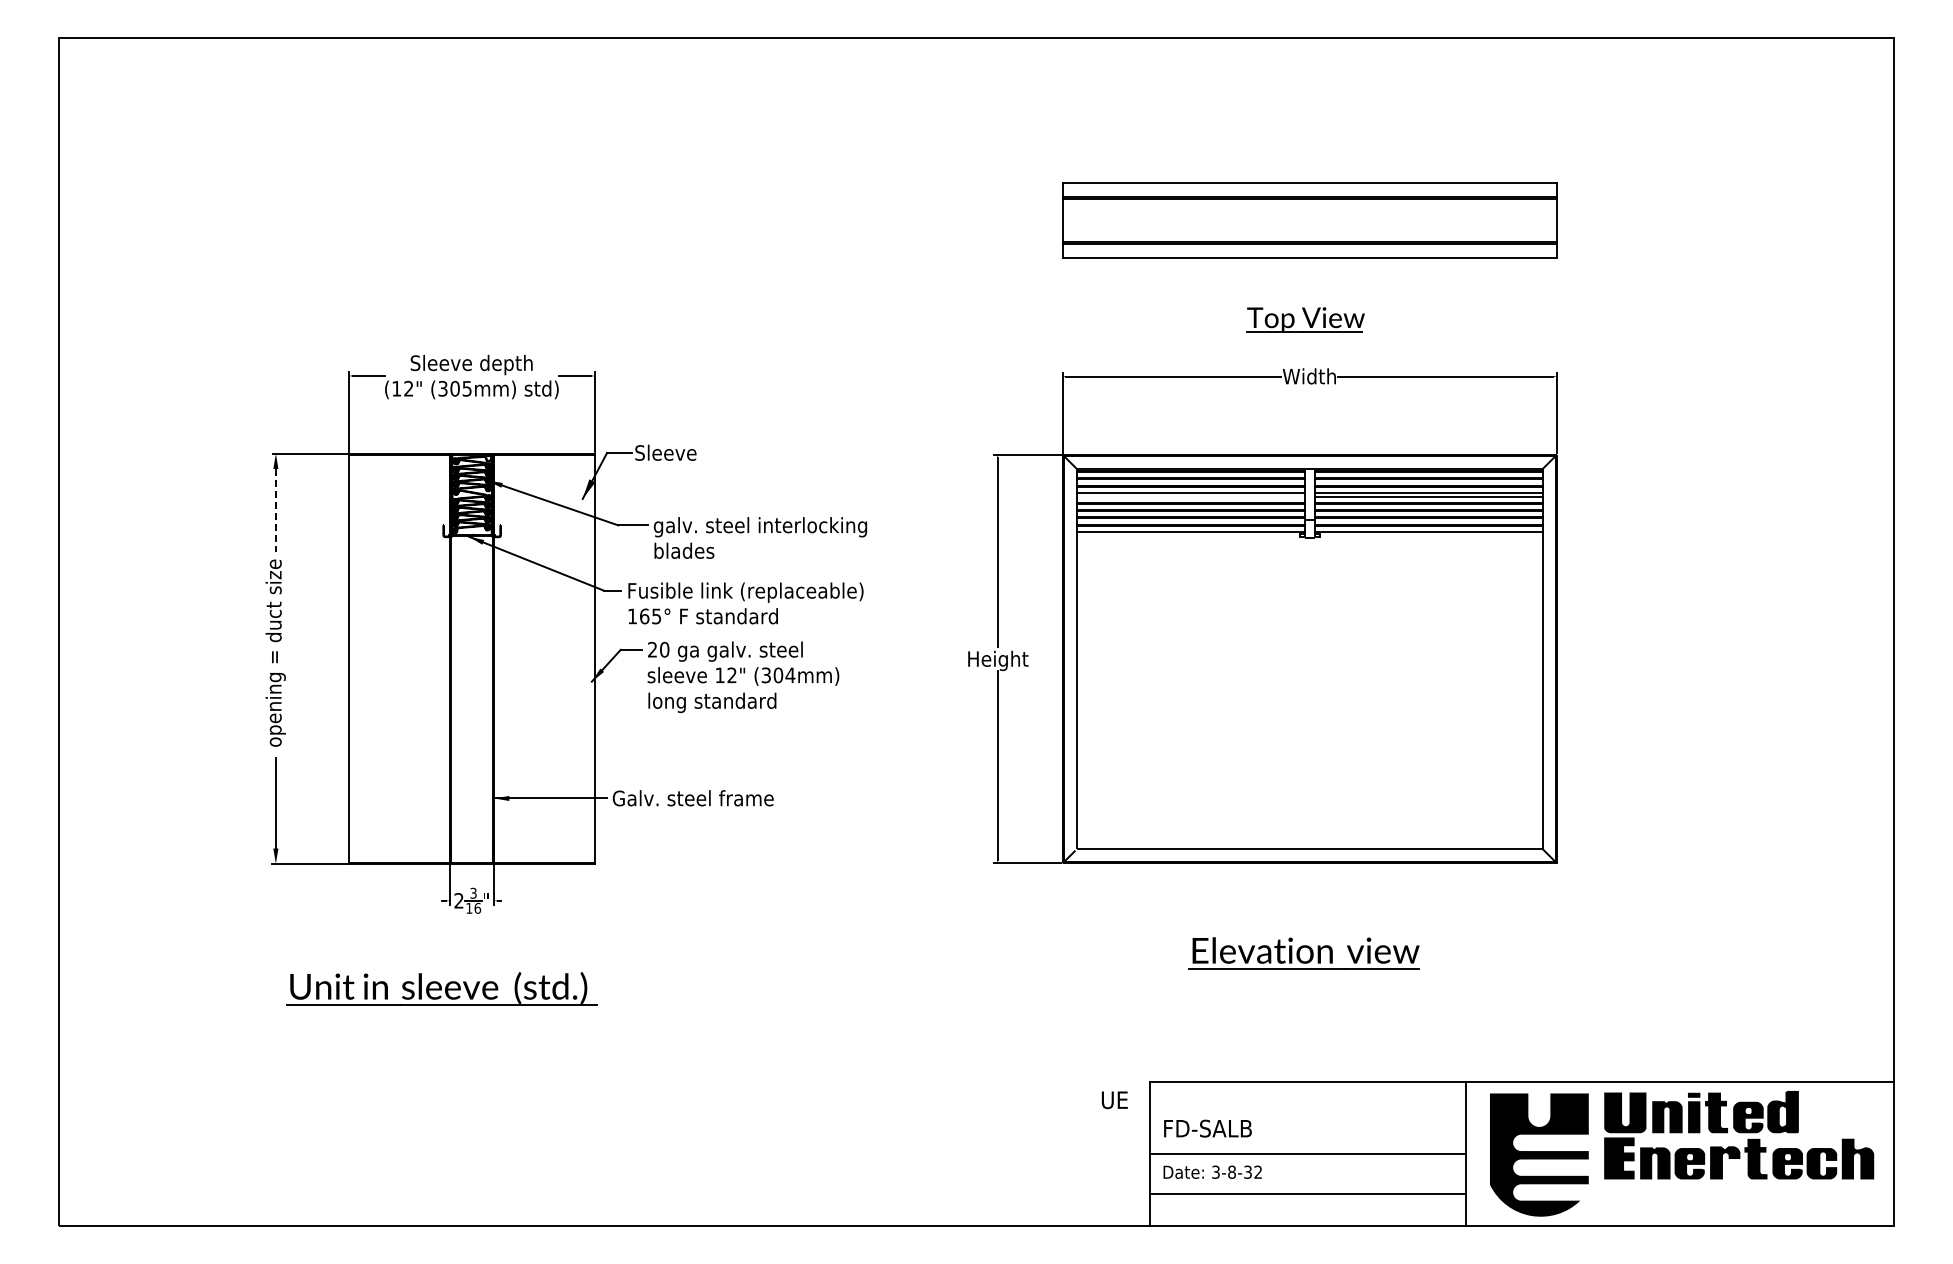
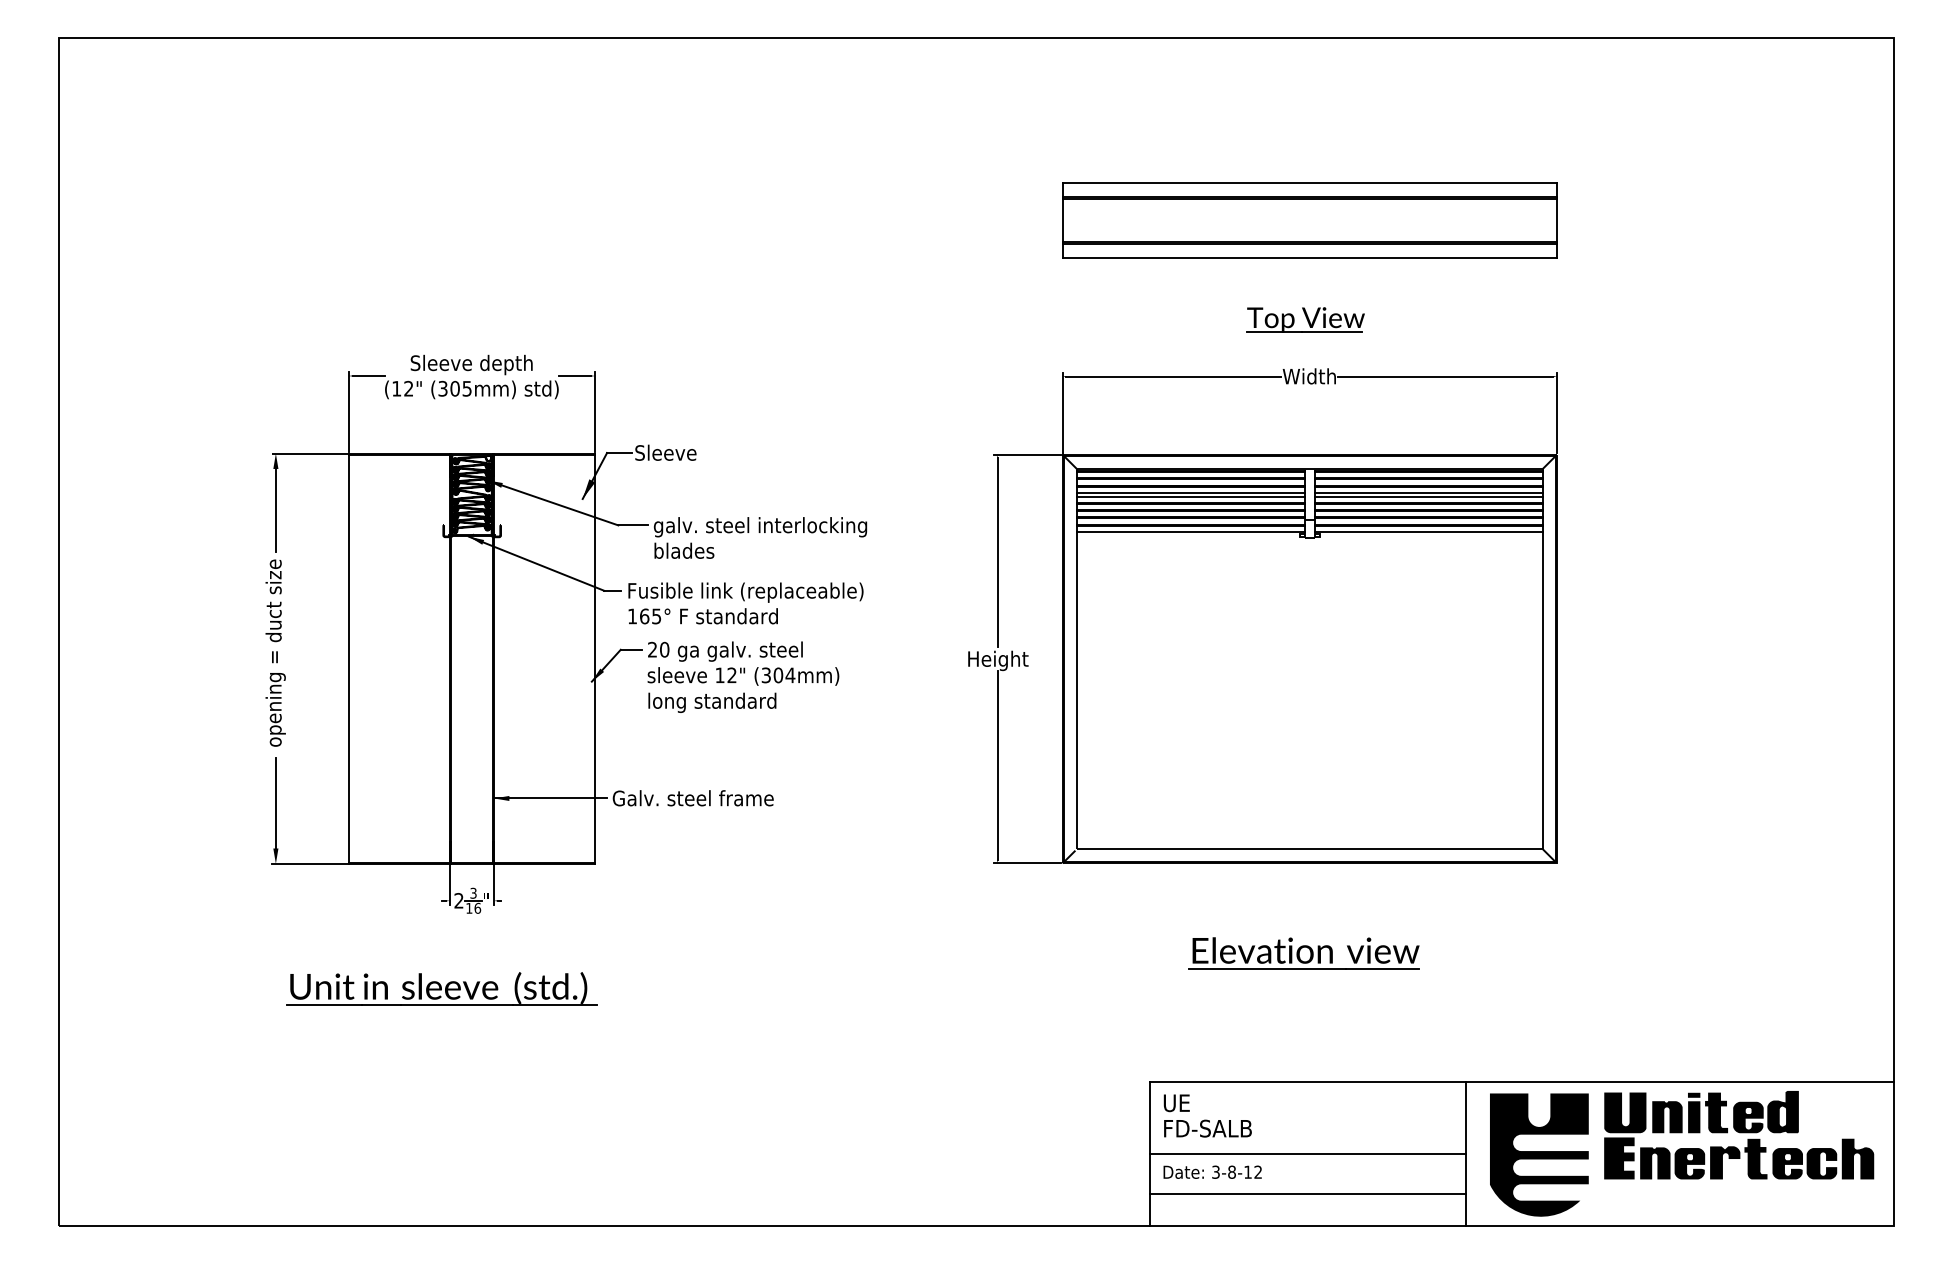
line: none -> present (1190, 496)
line: dashed -> solid (275, 510)
text position: (1114, 1100) -> (1176, 1103) (1176, 1103)
text: 3-8-32 -> 3-8-12 (1247, 1171)
